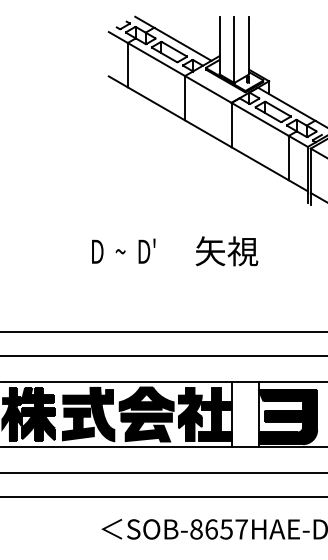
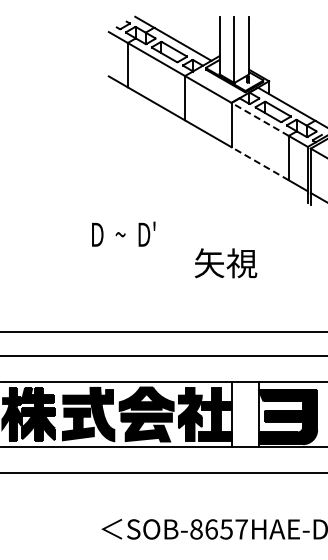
line: solid -> dashed (259, 119)
line: solid -> dashed (259, 163)
text position: (123, 250) -> (123, 233) (123, 233)
text position: (226, 251) -> (225, 263) (225, 263)
line: present -> none (163, 496)
